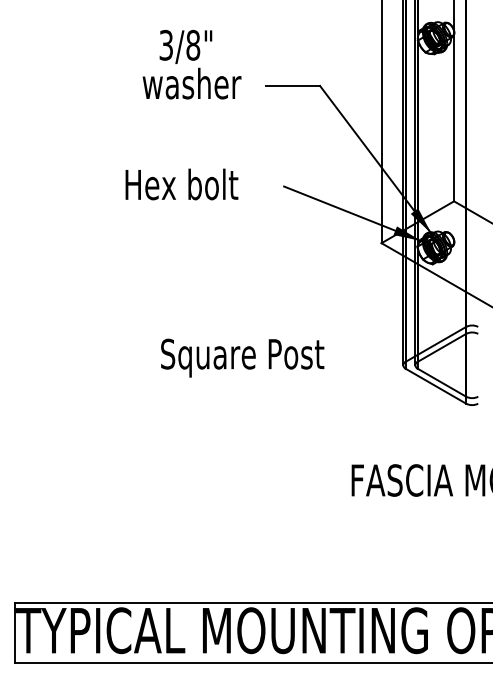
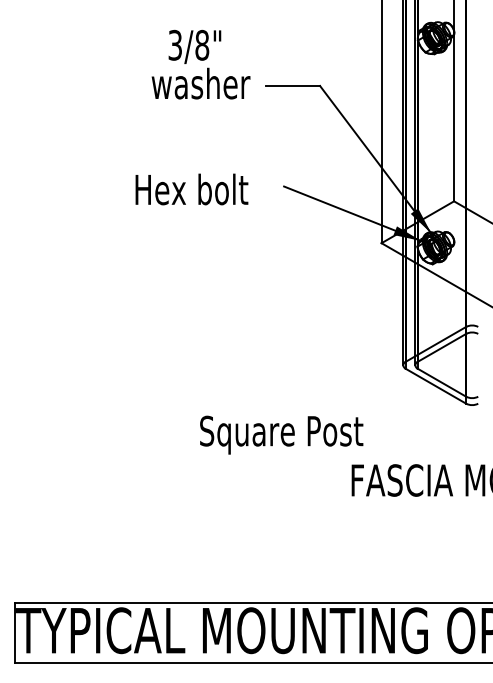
text position: (191, 64) -> (200, 64) (200, 64)
text position: (181, 184) -> (191, 189) (191, 189)
text position: (242, 357) -> (281, 434) (281, 434)
